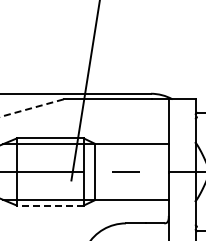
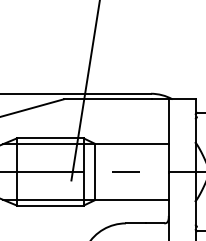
line: dashed -> solid (32, 108)
line: dashed -> solid (50, 205)
